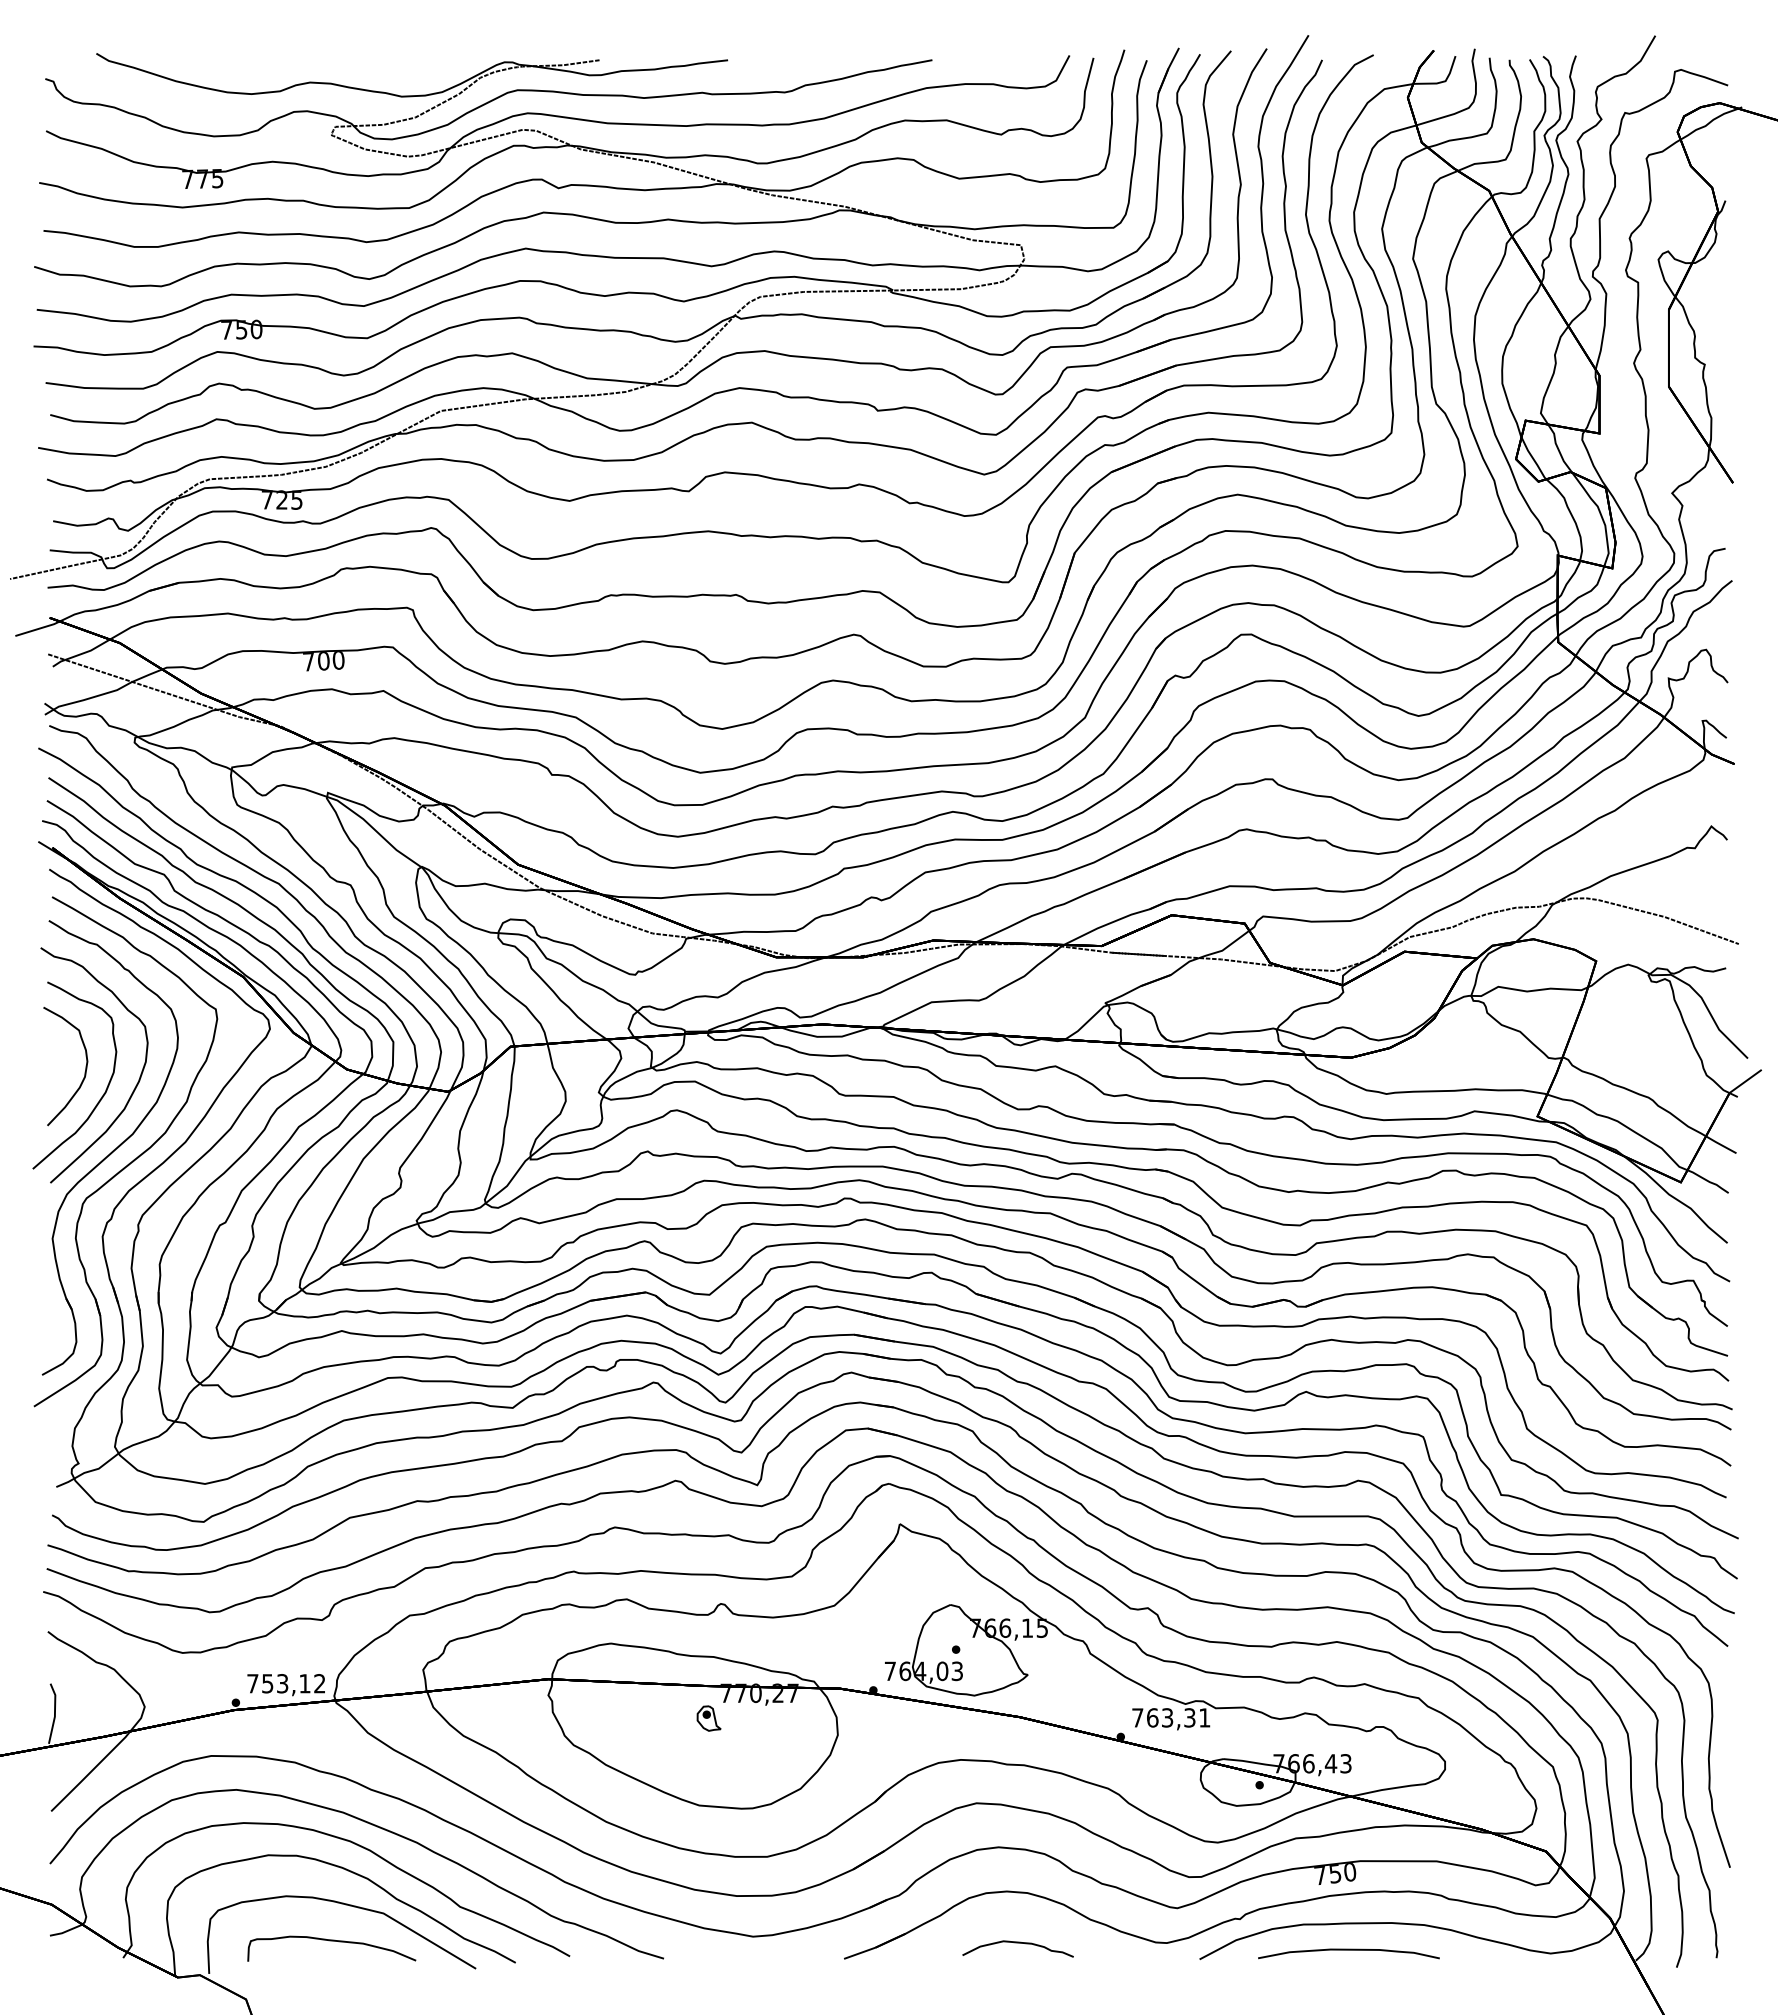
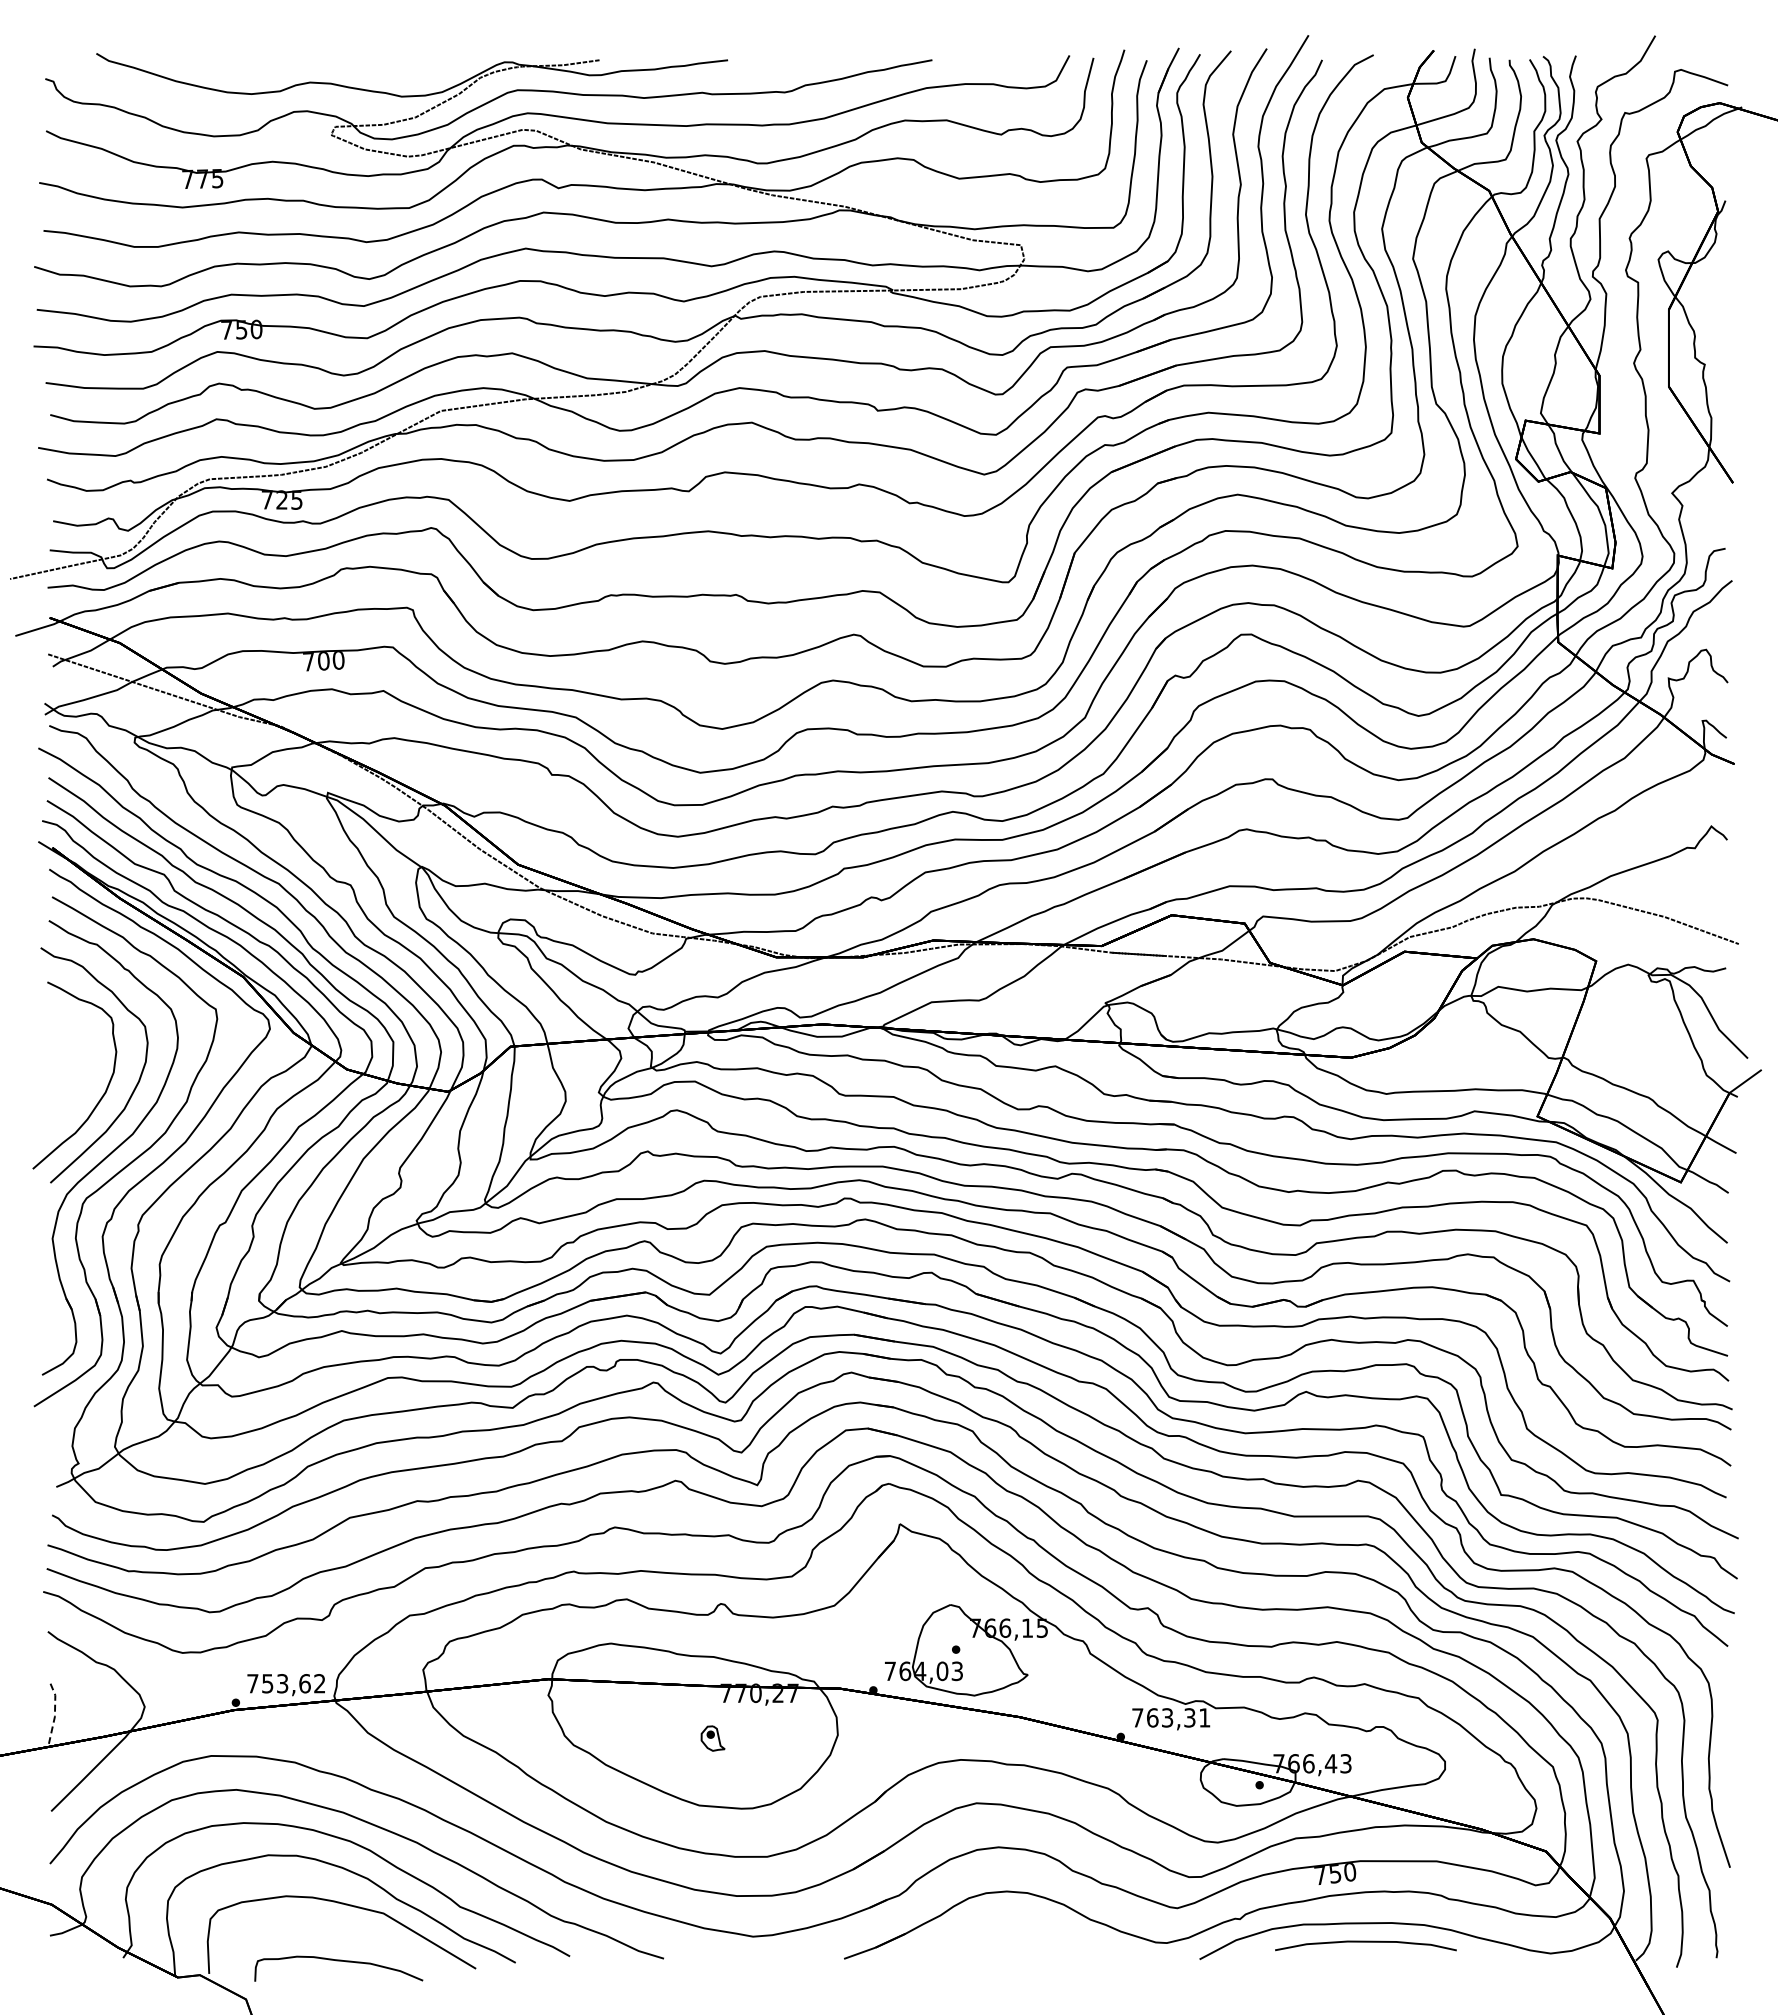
curve: present -> none (84, 1072)
text: 753,12 -> 753,62 (304, 1683)
line: solid -> dashed (54, 1713)
part position: (708, 1718) -> (712, 1738) (712, 1738)
curve position: (331, 1941) -> (338, 1961) (338, 1961)
curve: present -> none (1017, 1943)
curve position: (1348, 1950) -> (1365, 1942) (1365, 1942)
